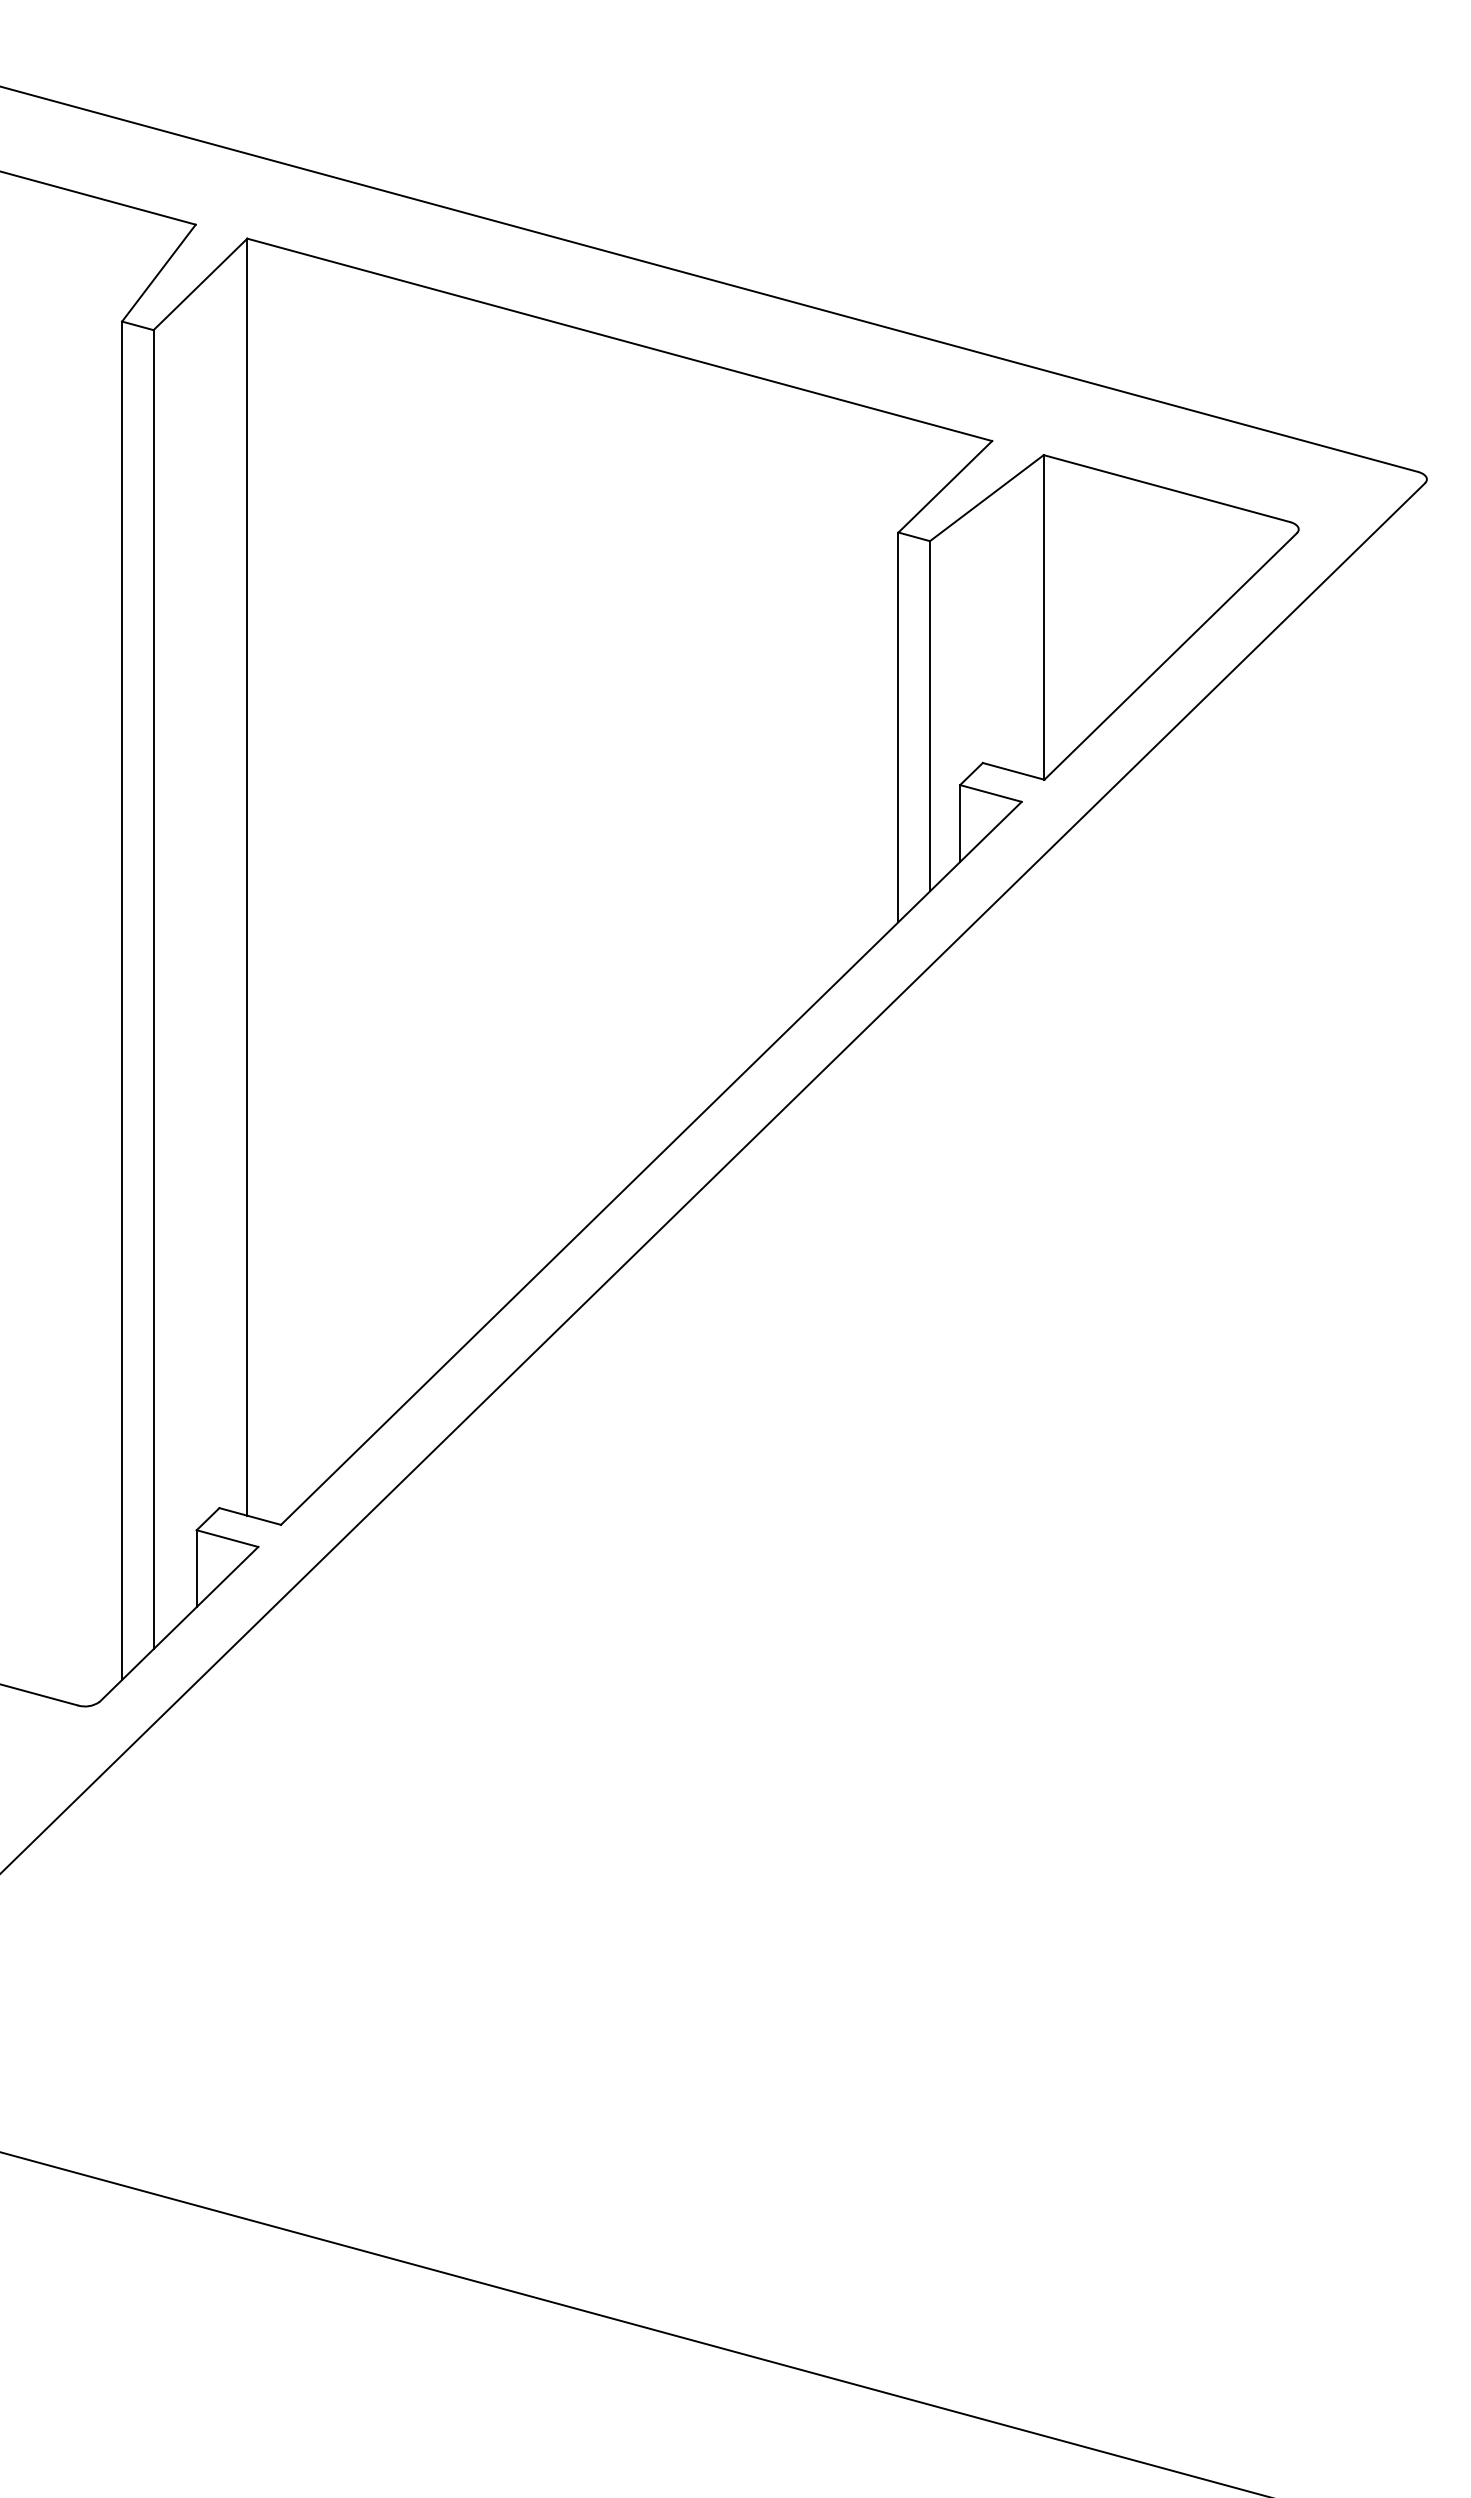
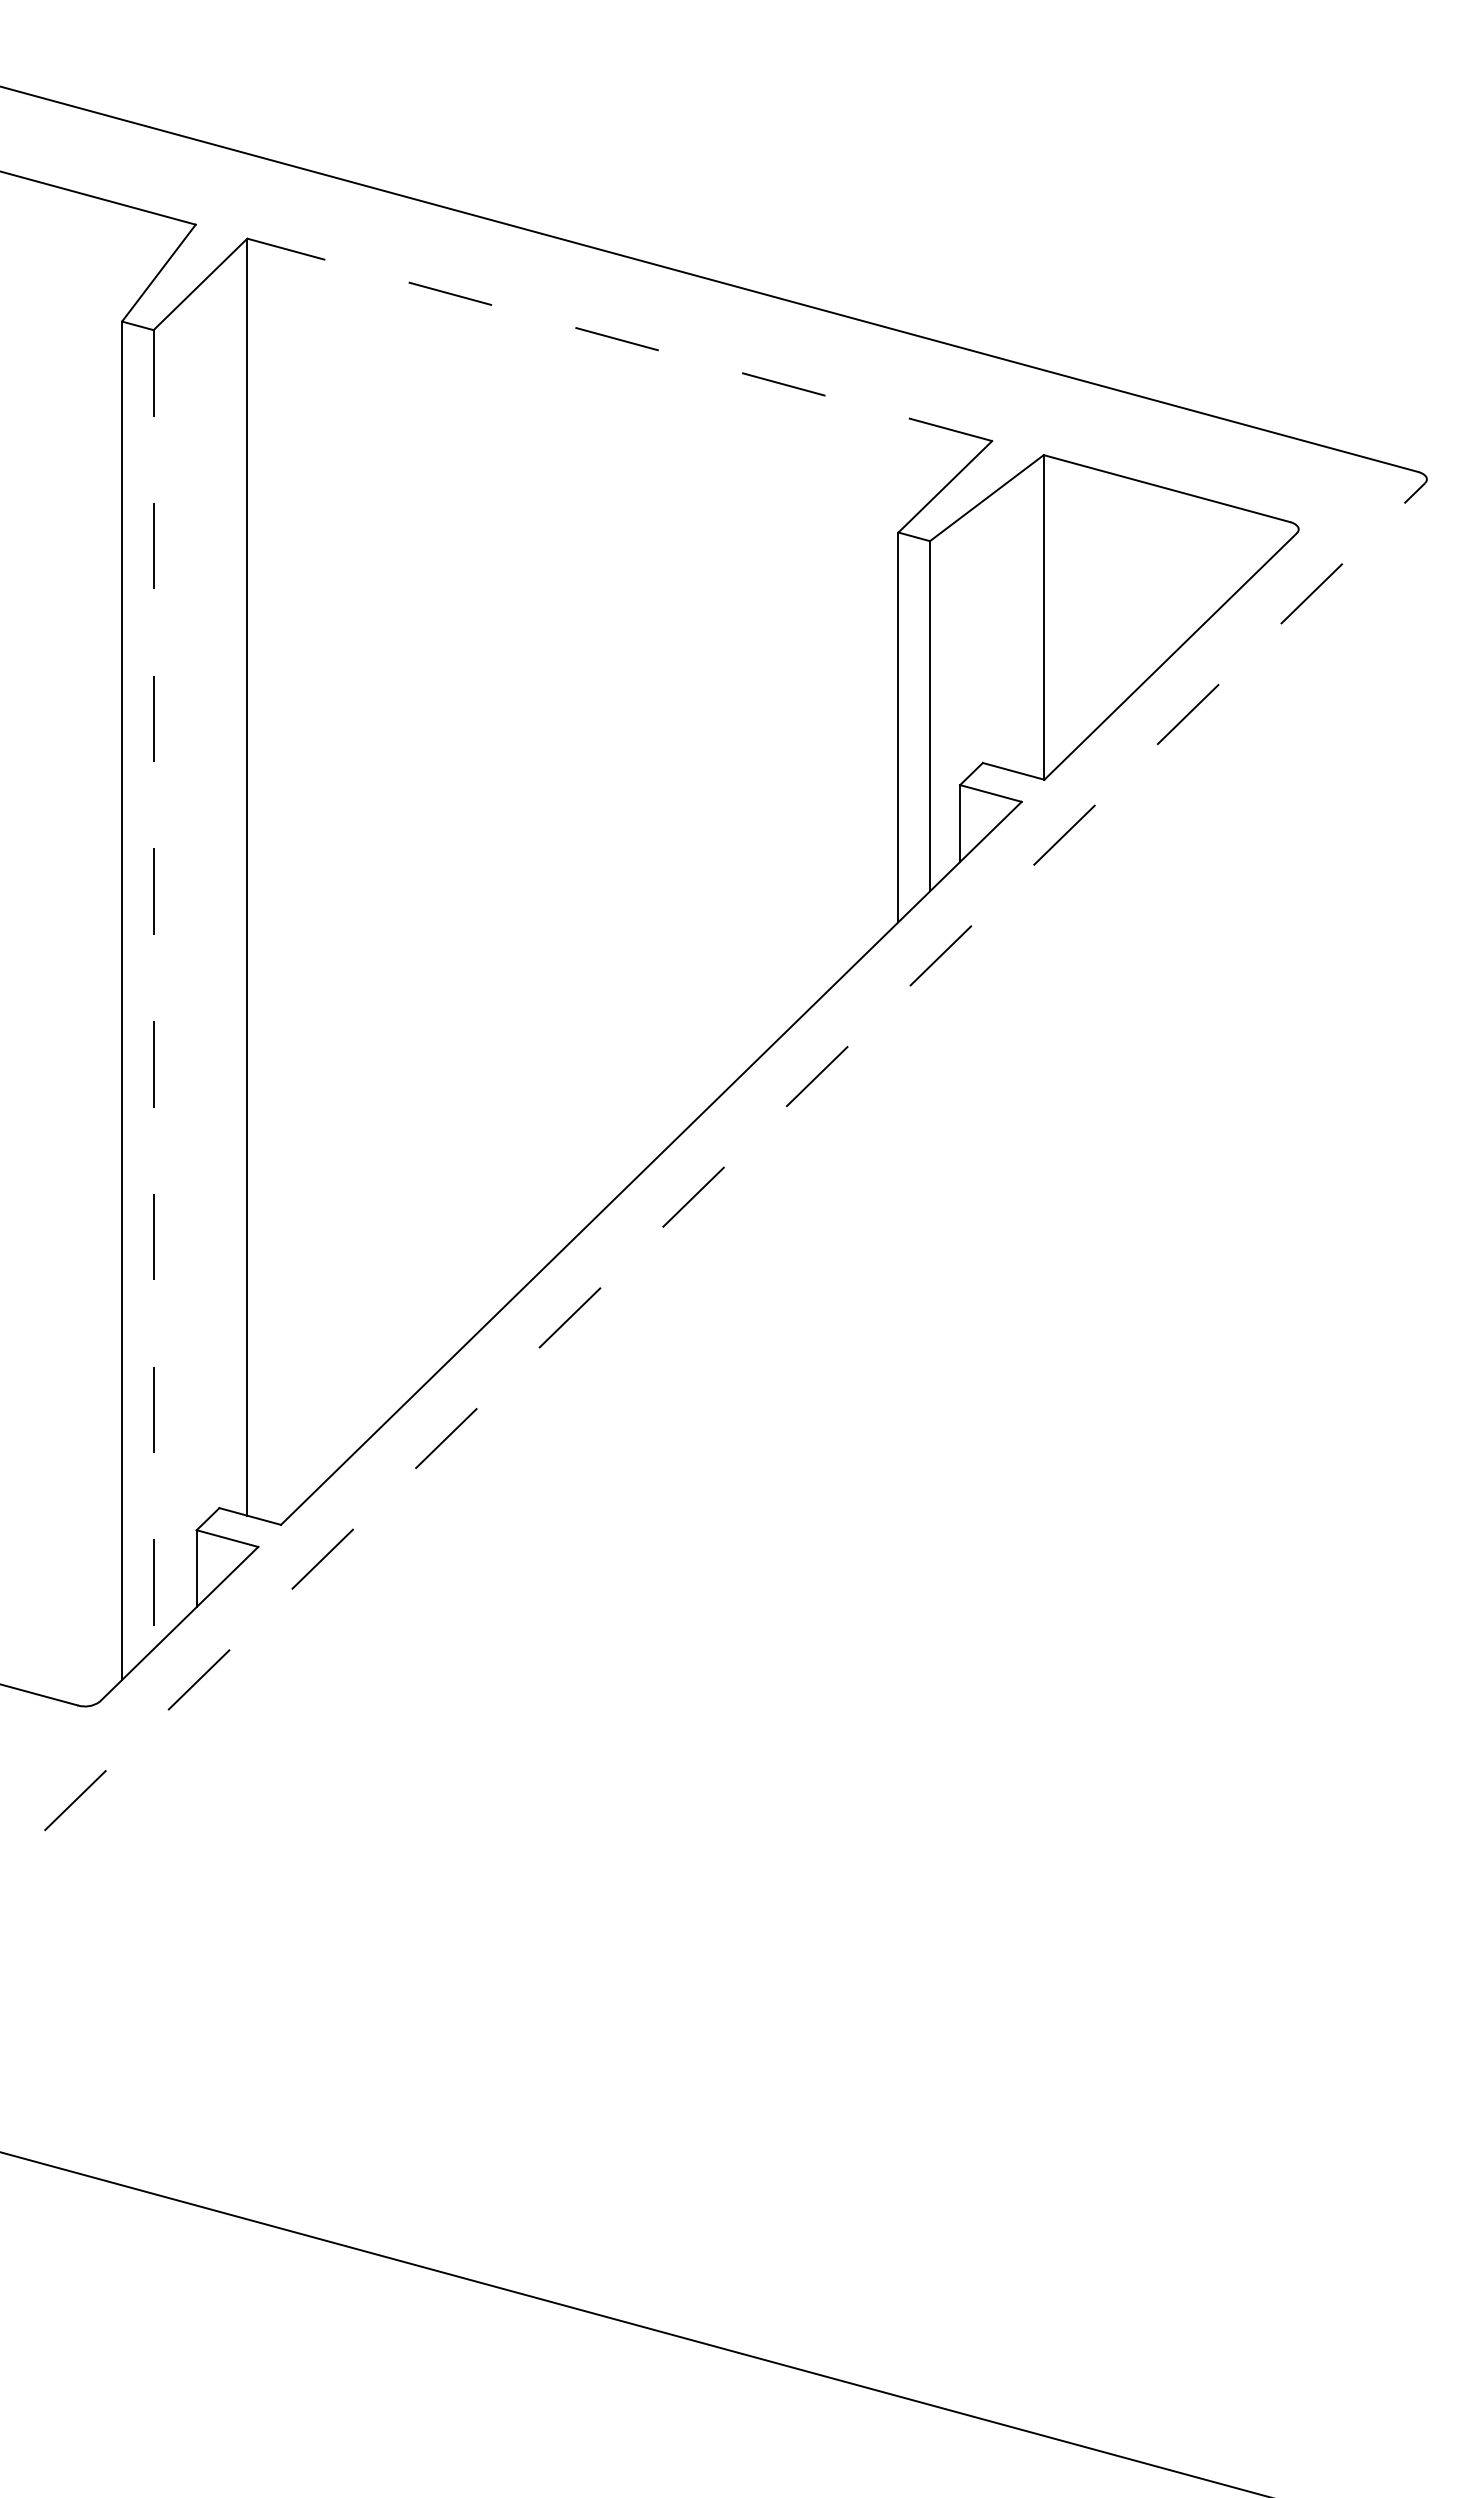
line: solid -> dashed (619, 339)
line: solid -> dashed (153, 989)
line: solid -> dashed (713, 1178)
